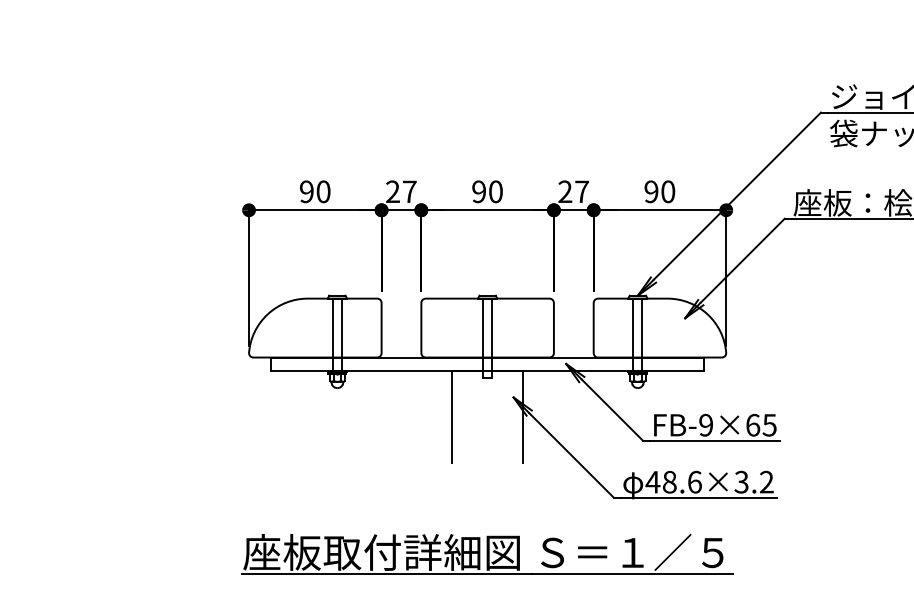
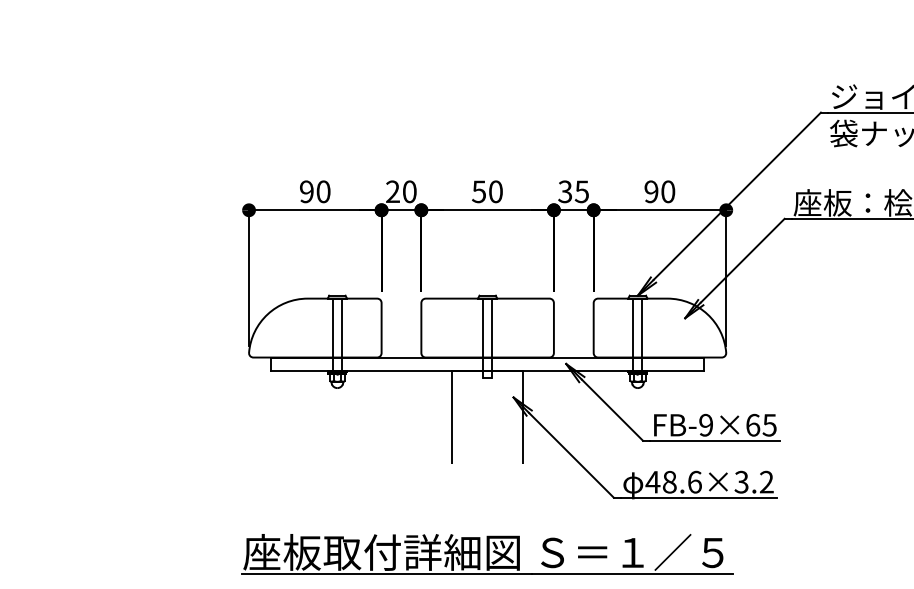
text: 27 -> 20 (409, 191)
text: 90 -> 50 (478, 191)
text: 27 -> 35 (573, 191)
